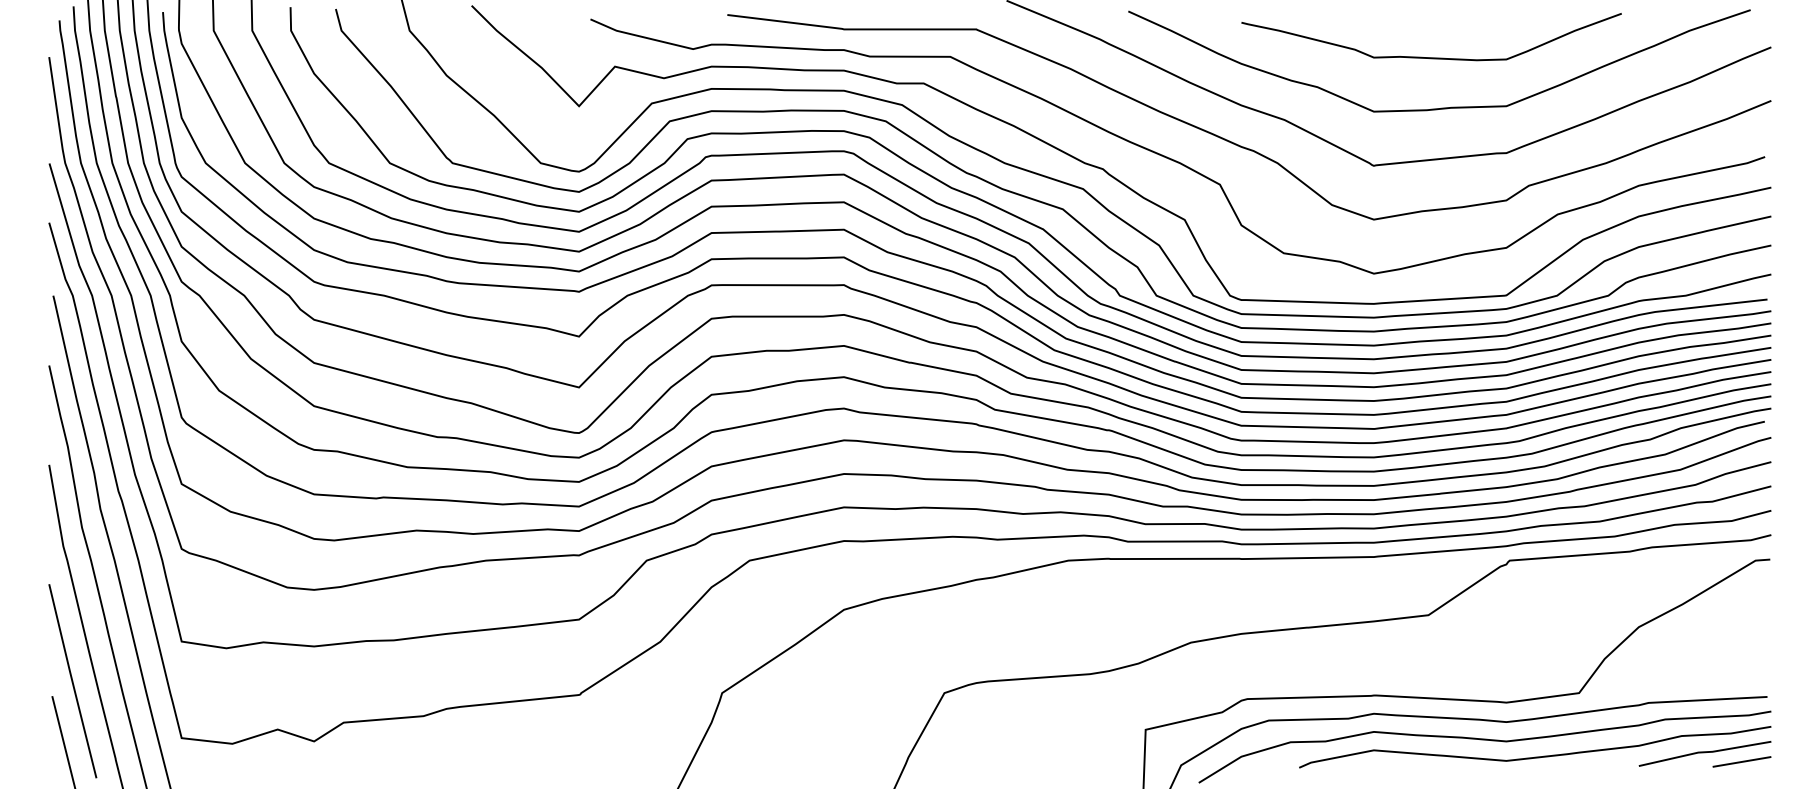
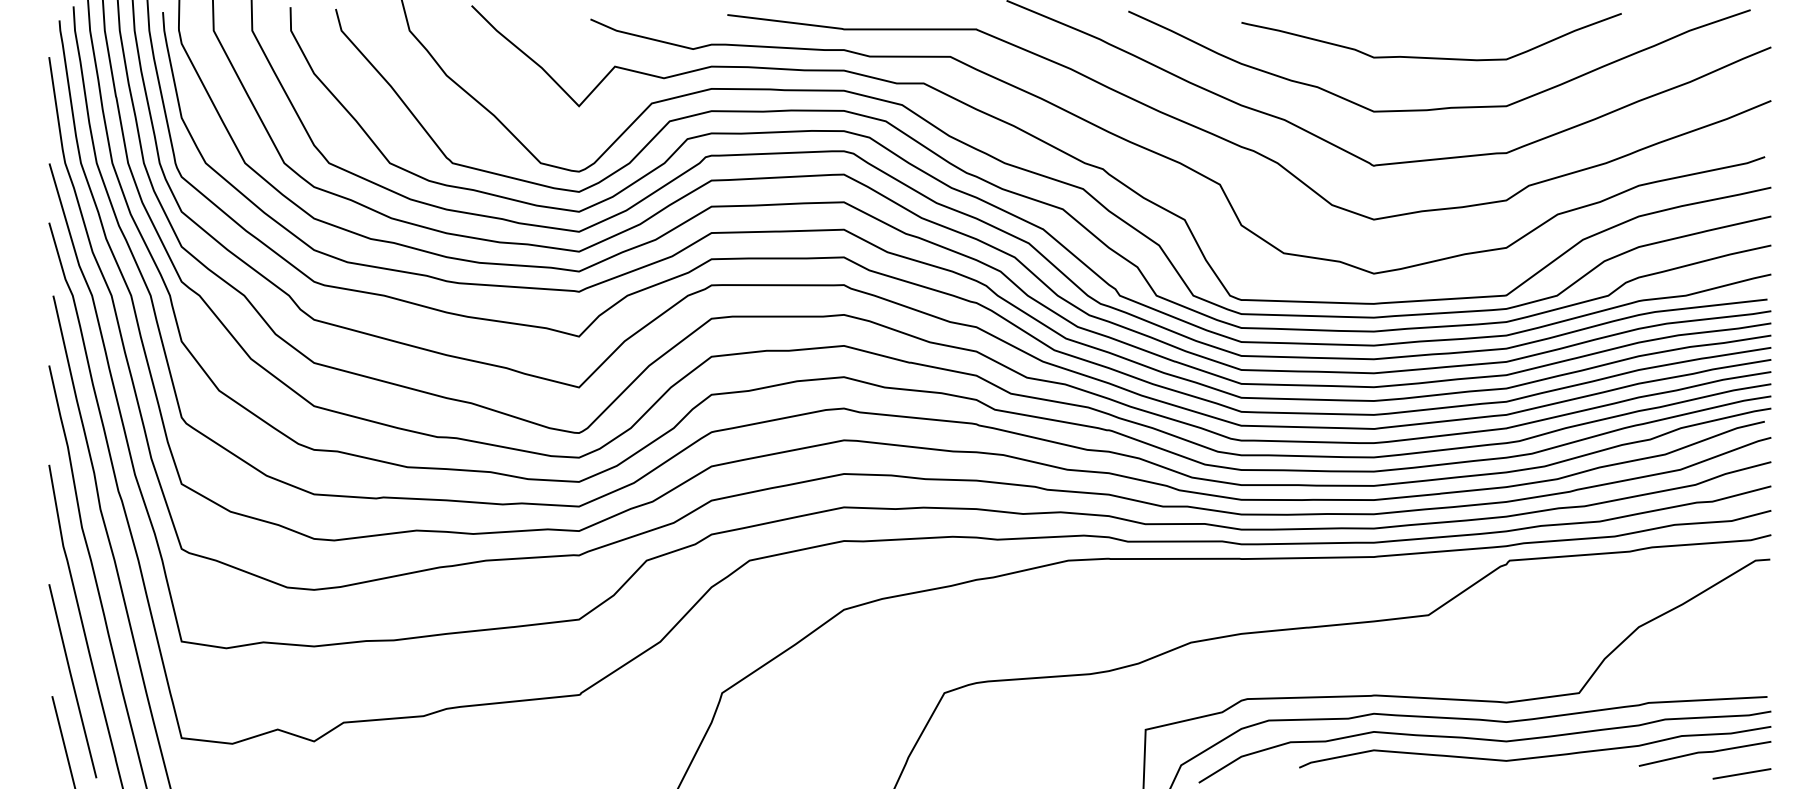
line position: (1741, 761) -> (1741, 773) (1741, 773)
